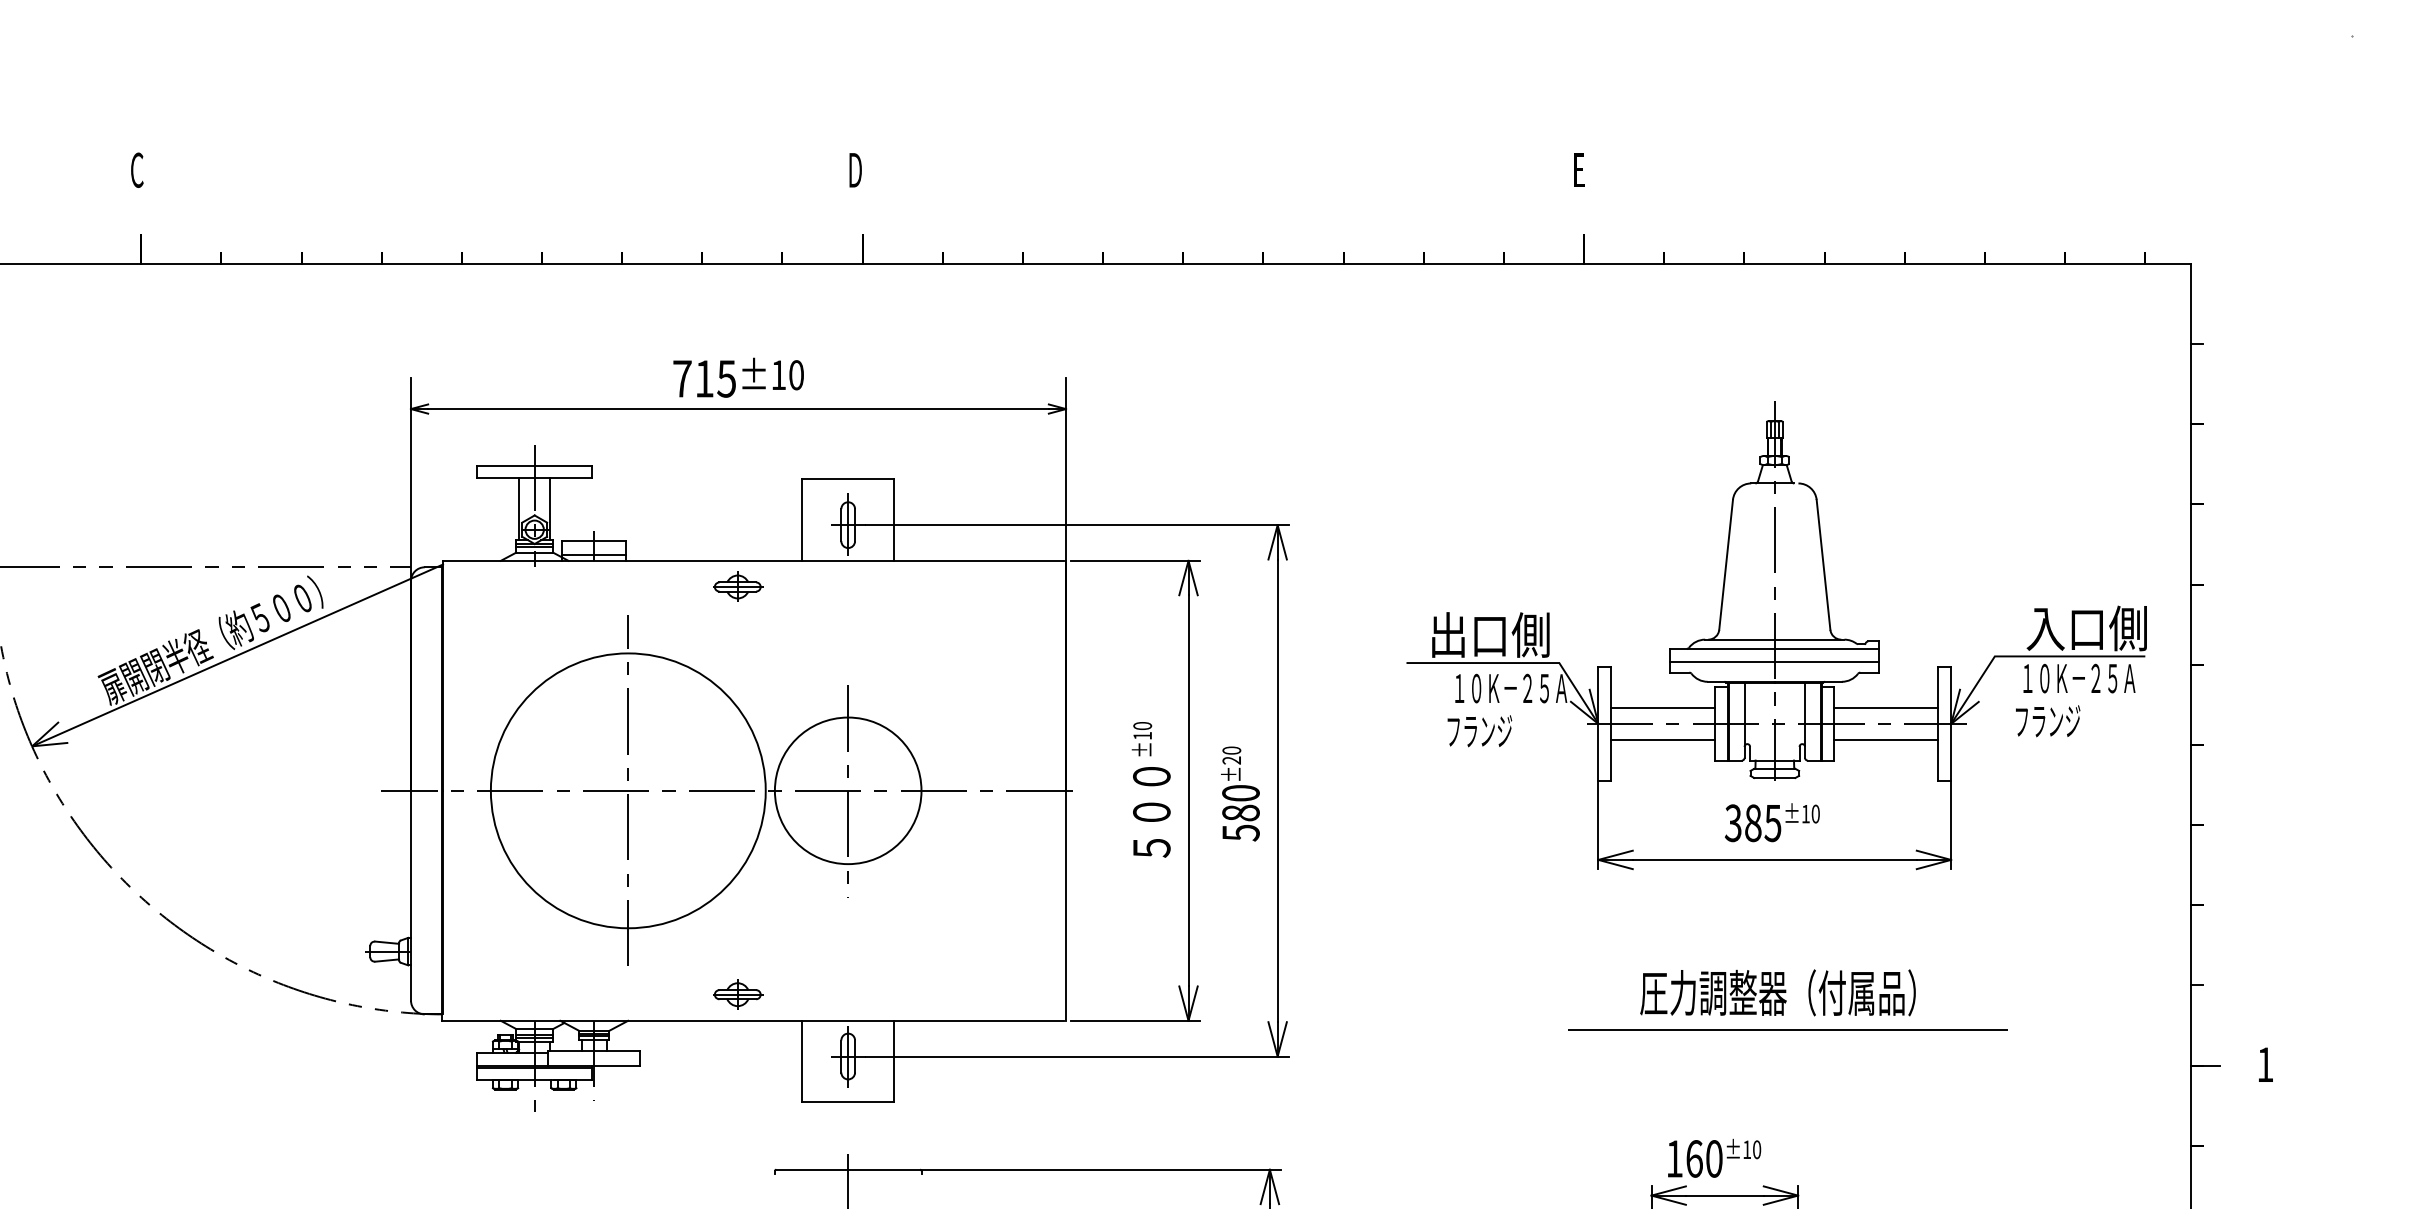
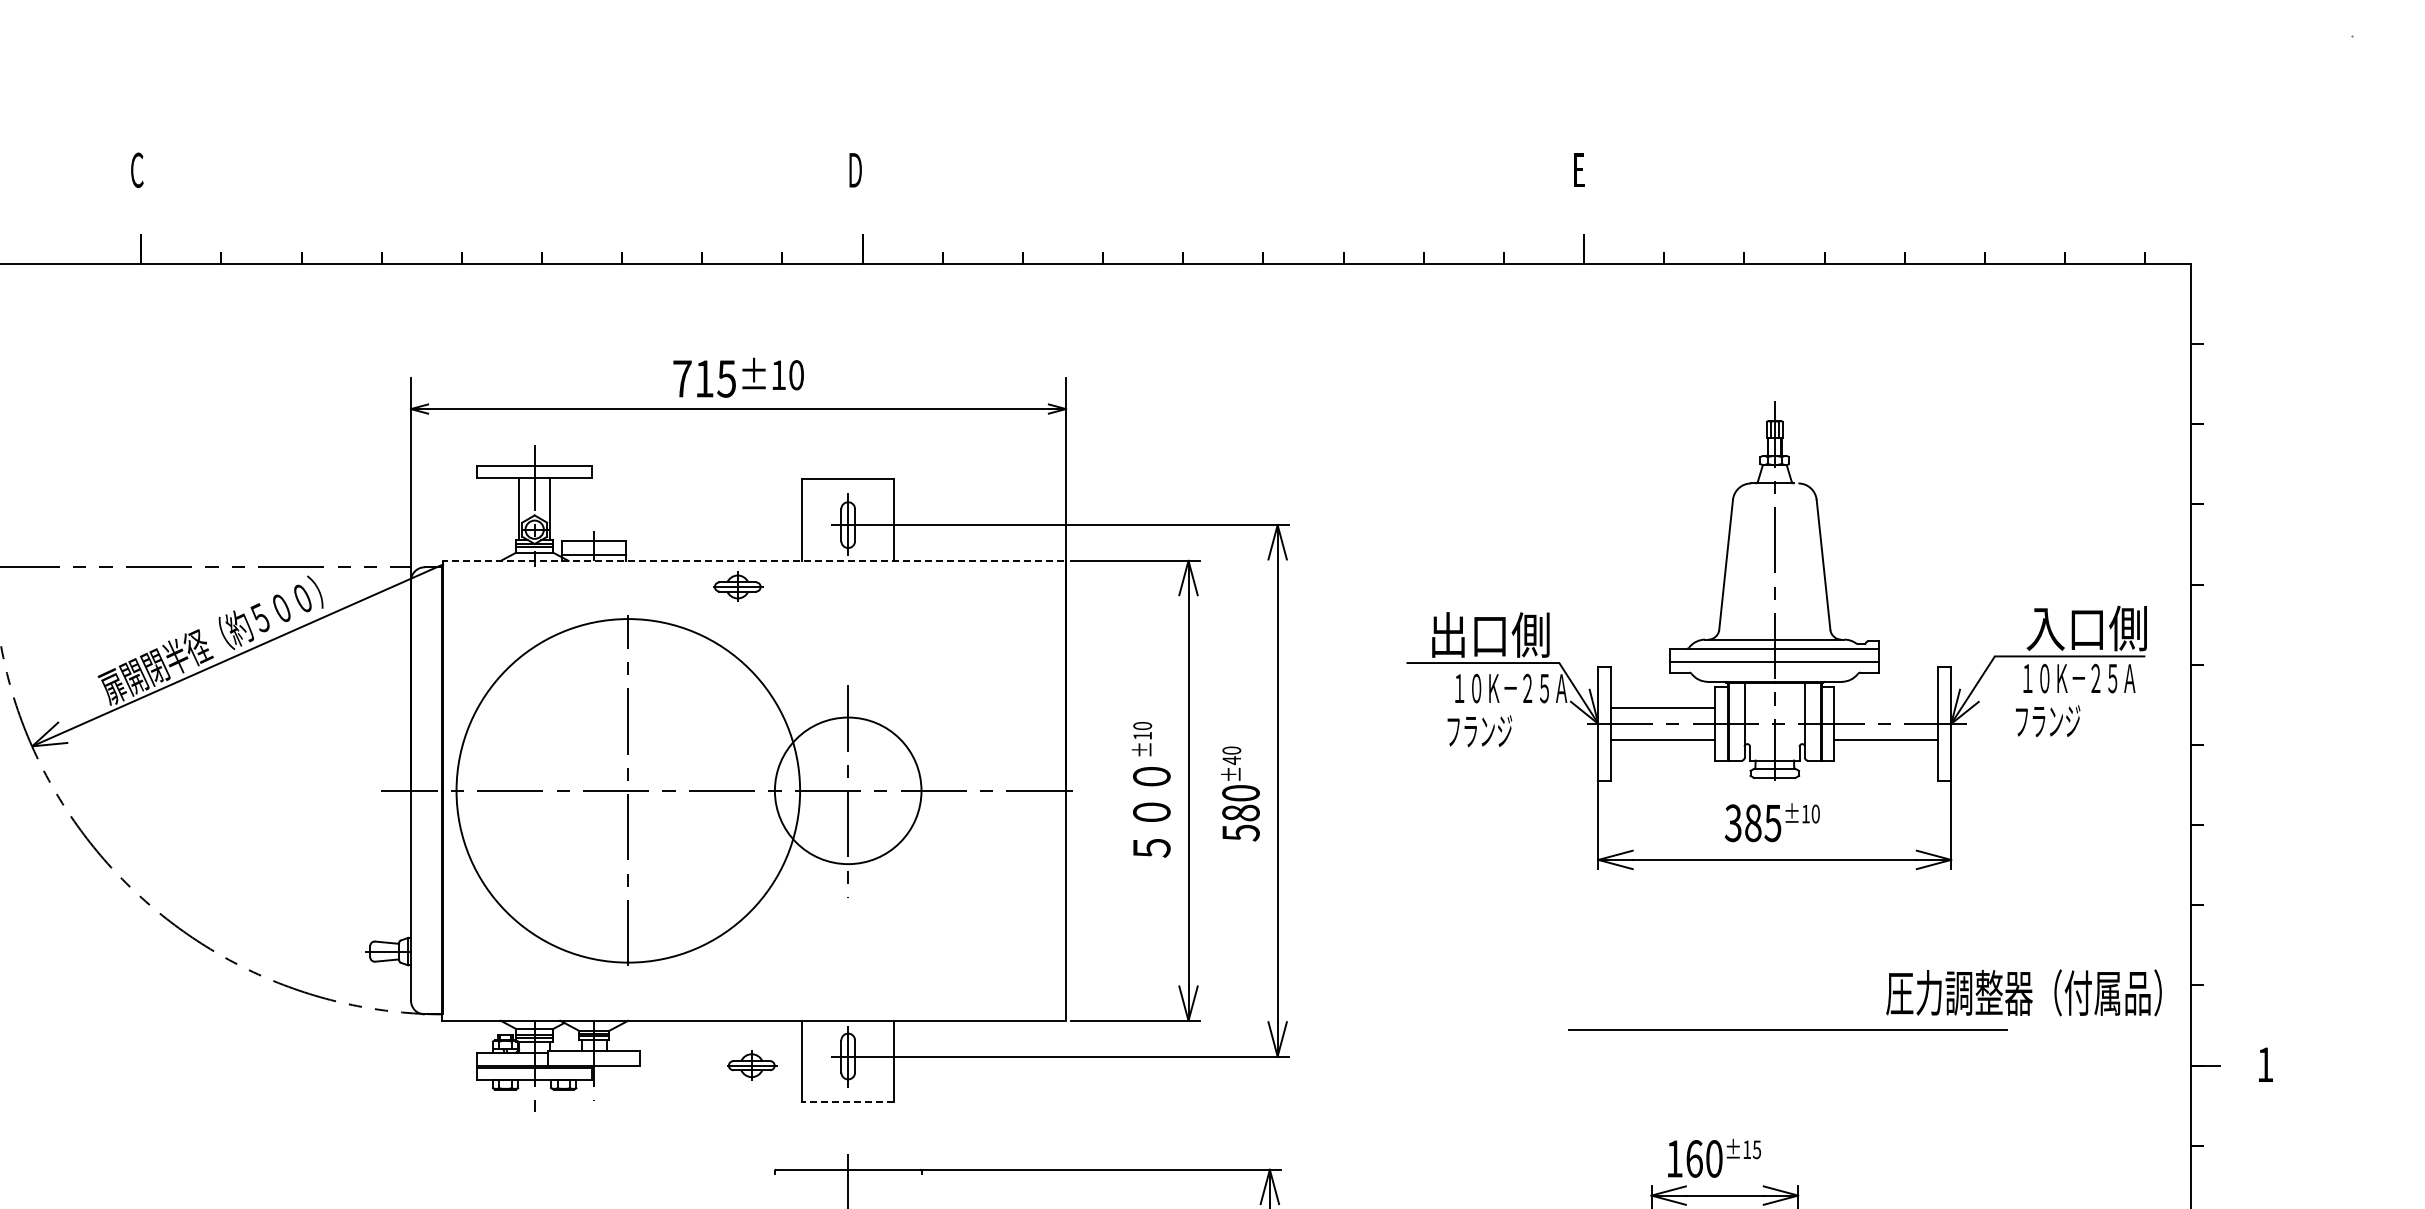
line: solid -> dashed (753, 560)
line: present -> none (1886, 708)
text: ±20 -> ±40 (1231, 760)
circle diameter: 275 px -> 344 px (628, 790)
text position: (1777, 992) -> (2023, 992) (2023, 992)
part position: (738, 994) -> (752, 1065) (752, 1065)
line: solid -> dashed (848, 1102)
text: ±10 -> ±15 (1756, 1149)
